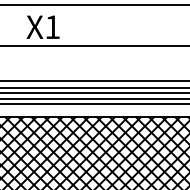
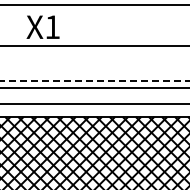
line: solid -> dashed (95, 80)
line: present -> none (94, 93)
line: present -> none (94, 98)
